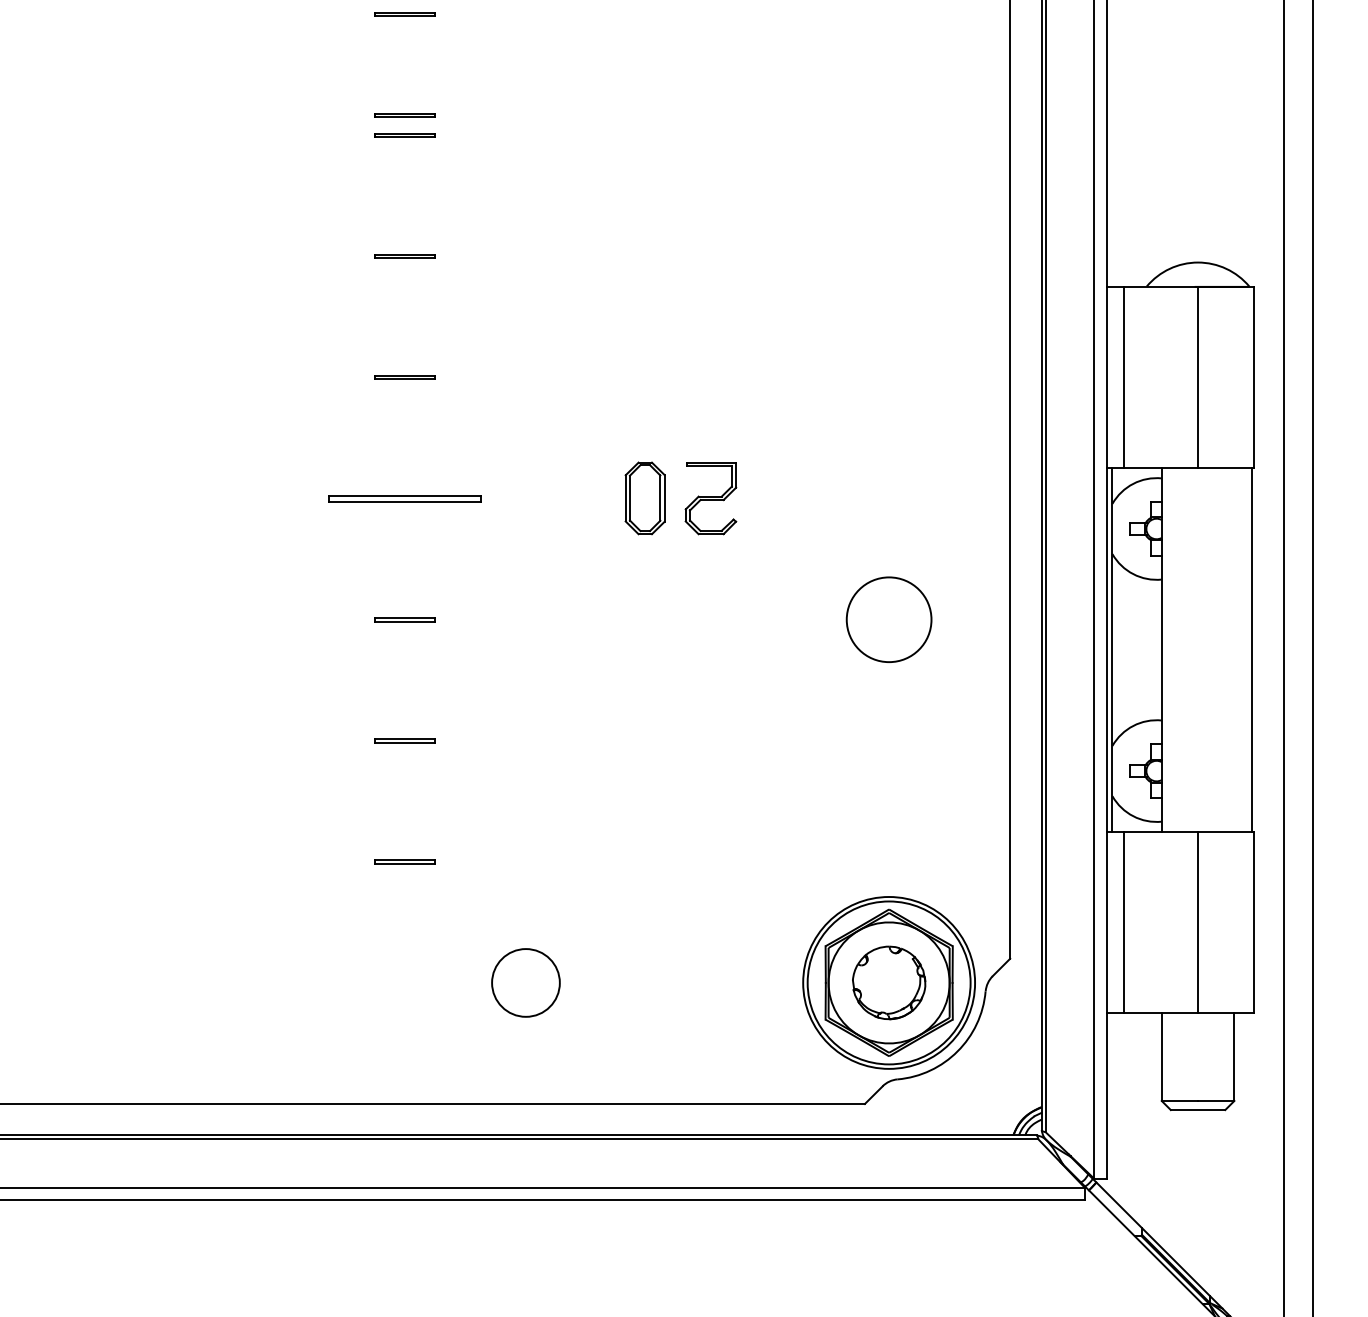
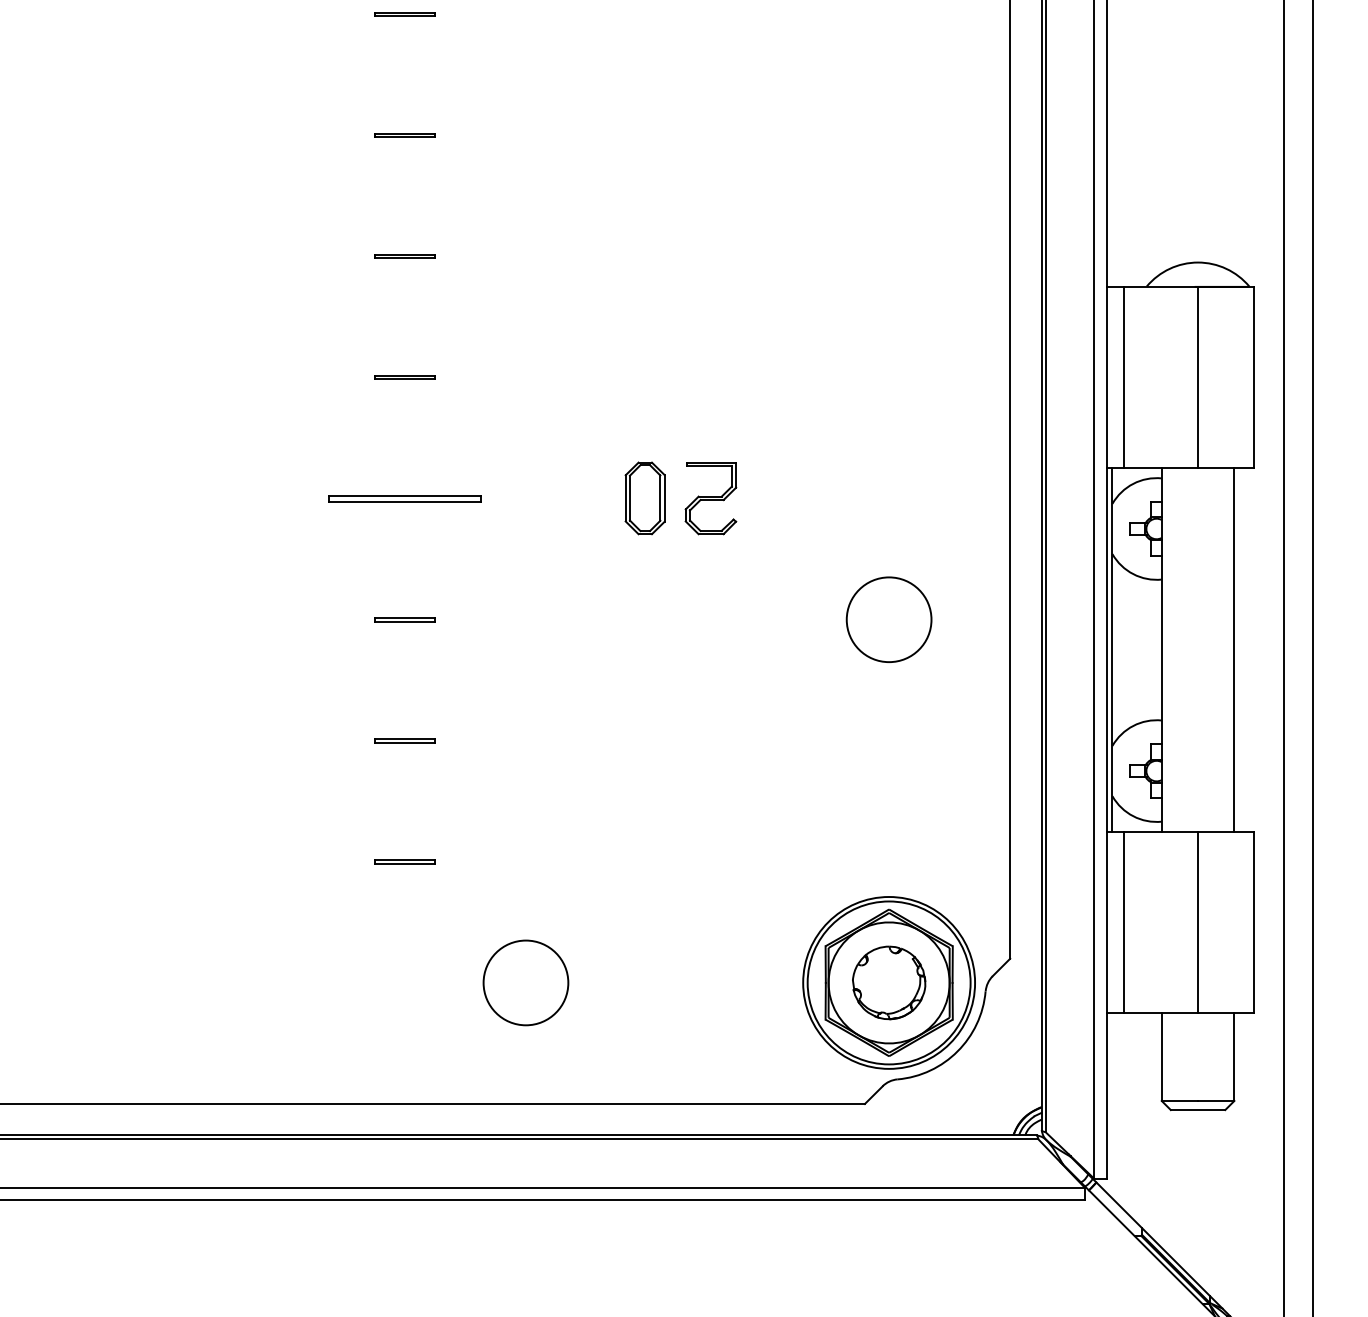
line: present -> none (404, 114)
line position: (1252, 649) -> (1234, 649) (1234, 649)
circle size: 70x70 px -> 88x88 px (525, 982)
